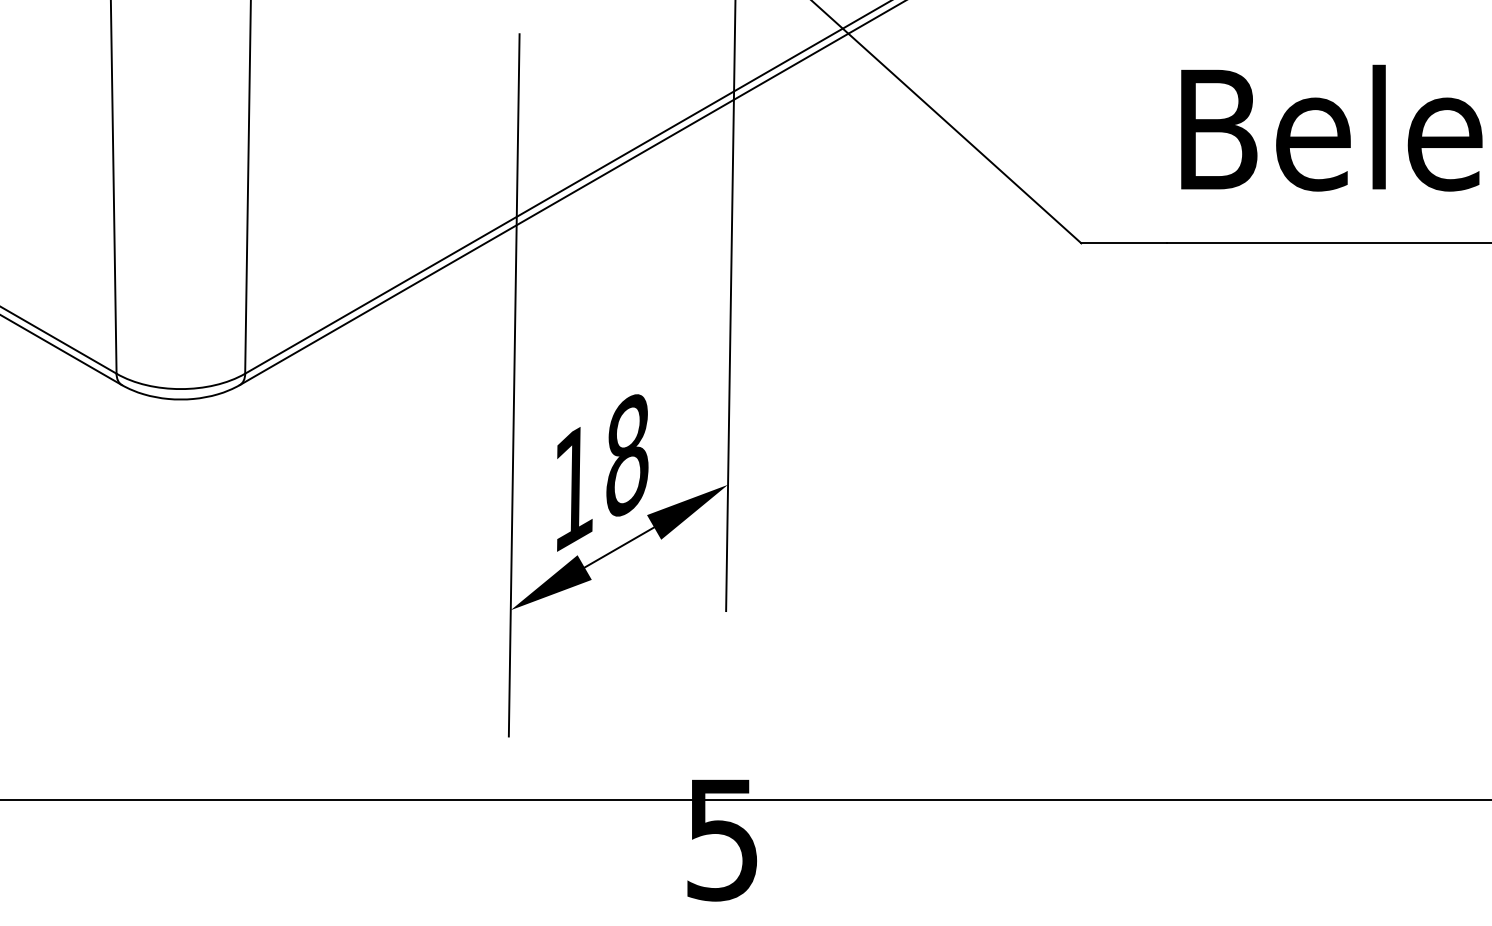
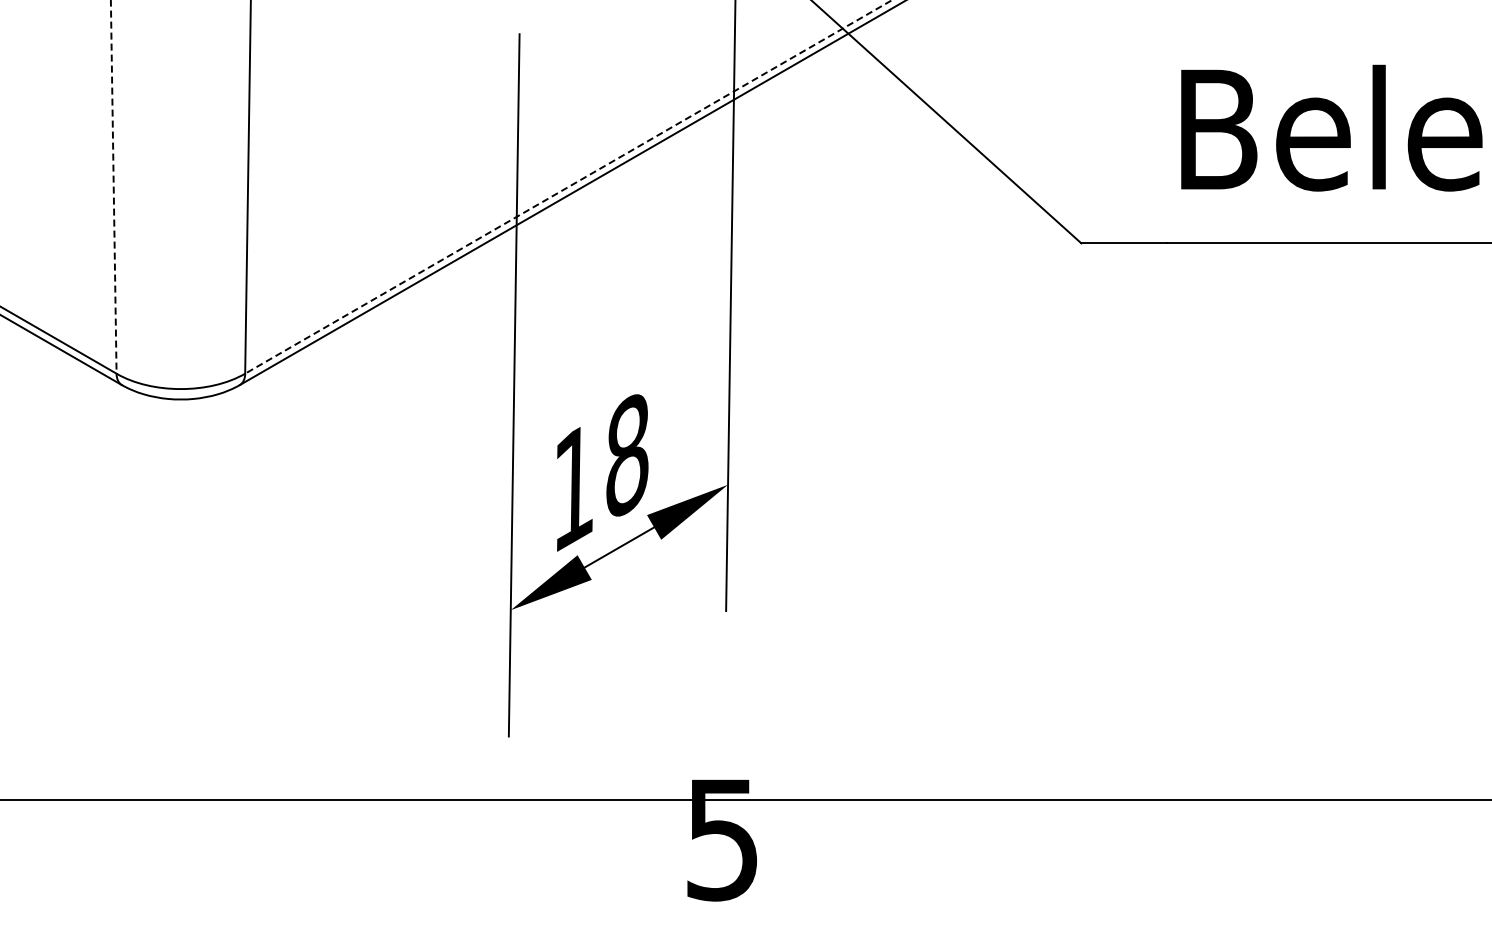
line: solid -> dashed (568, 186)
line: solid -> dashed (113, 187)
